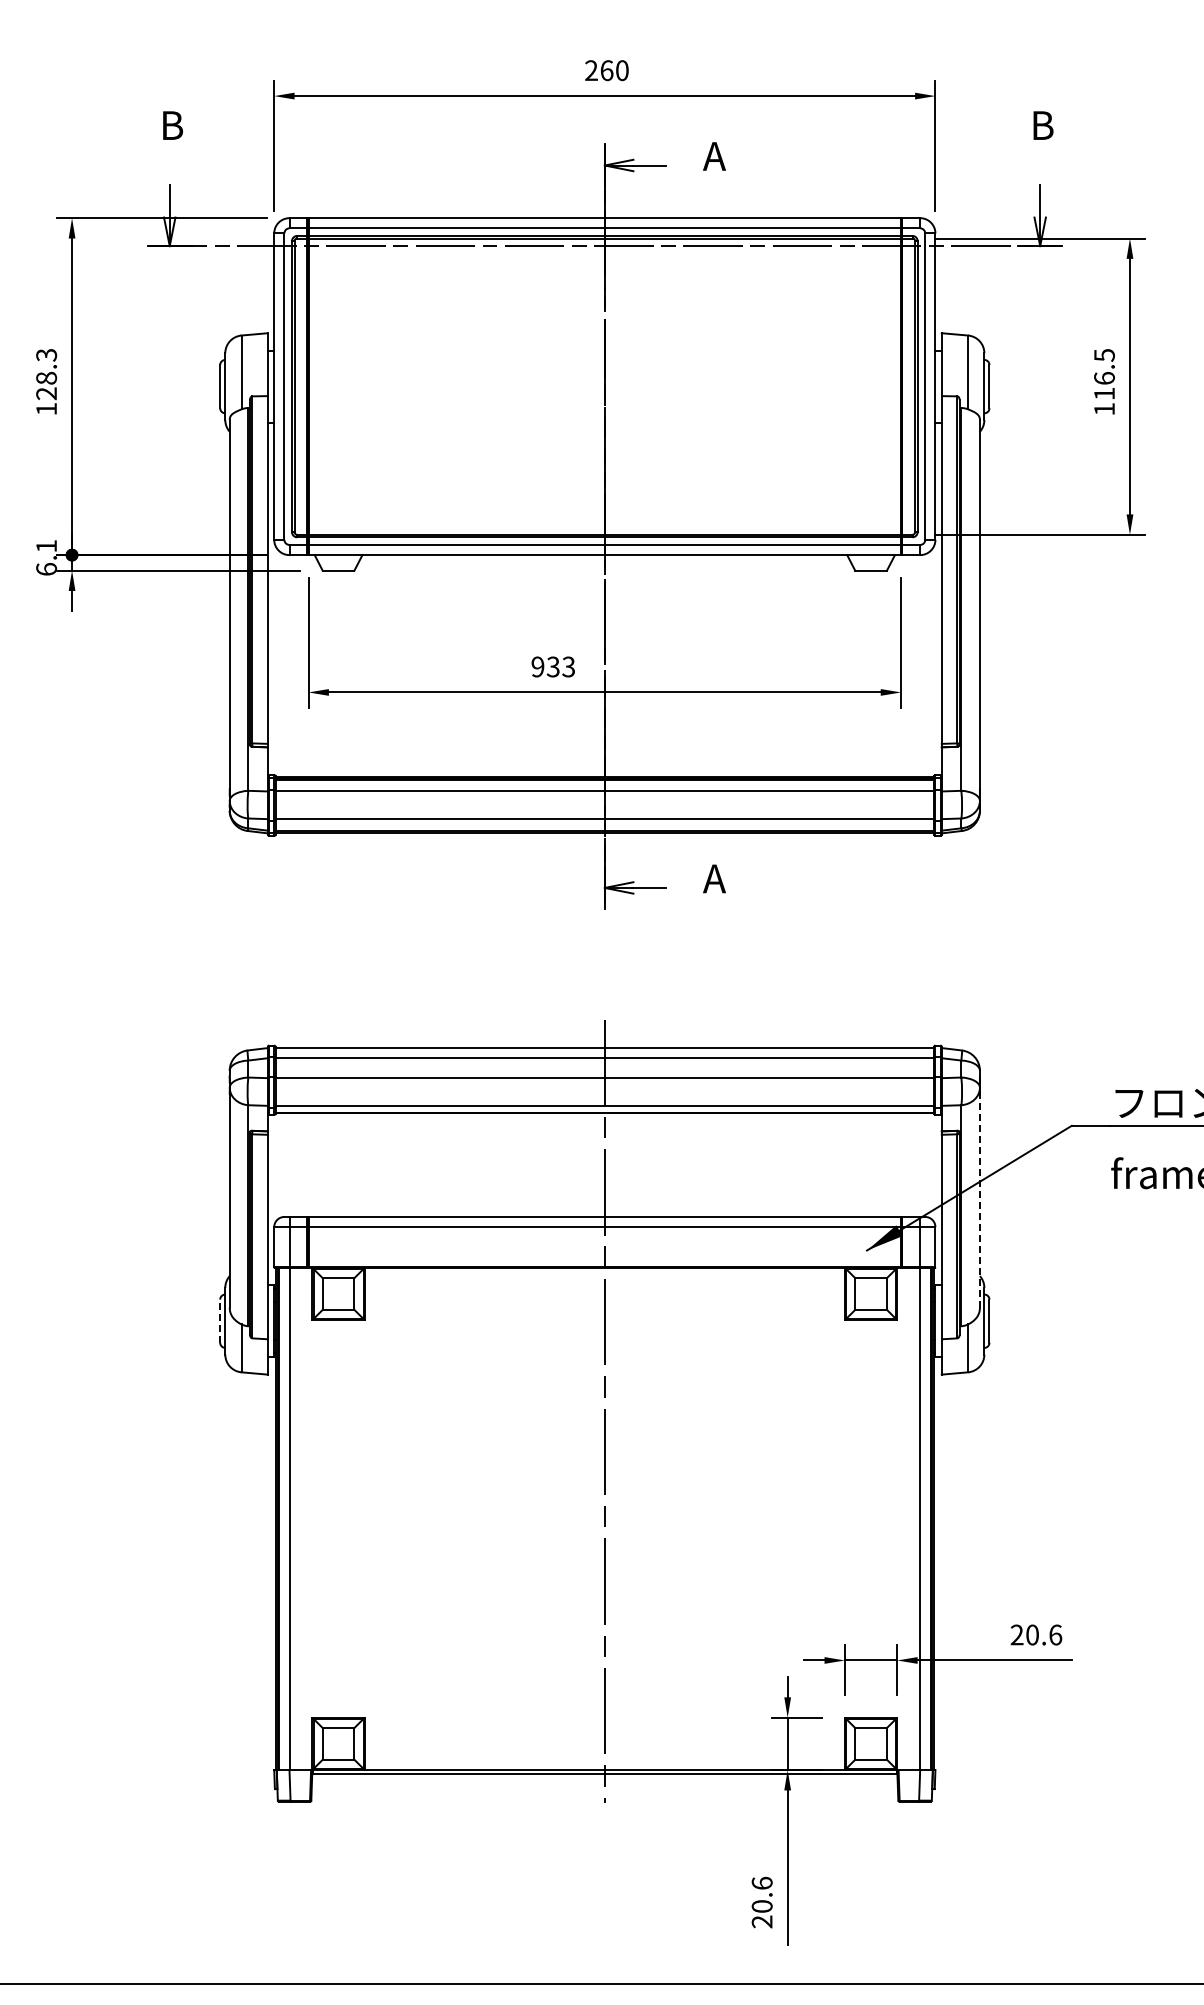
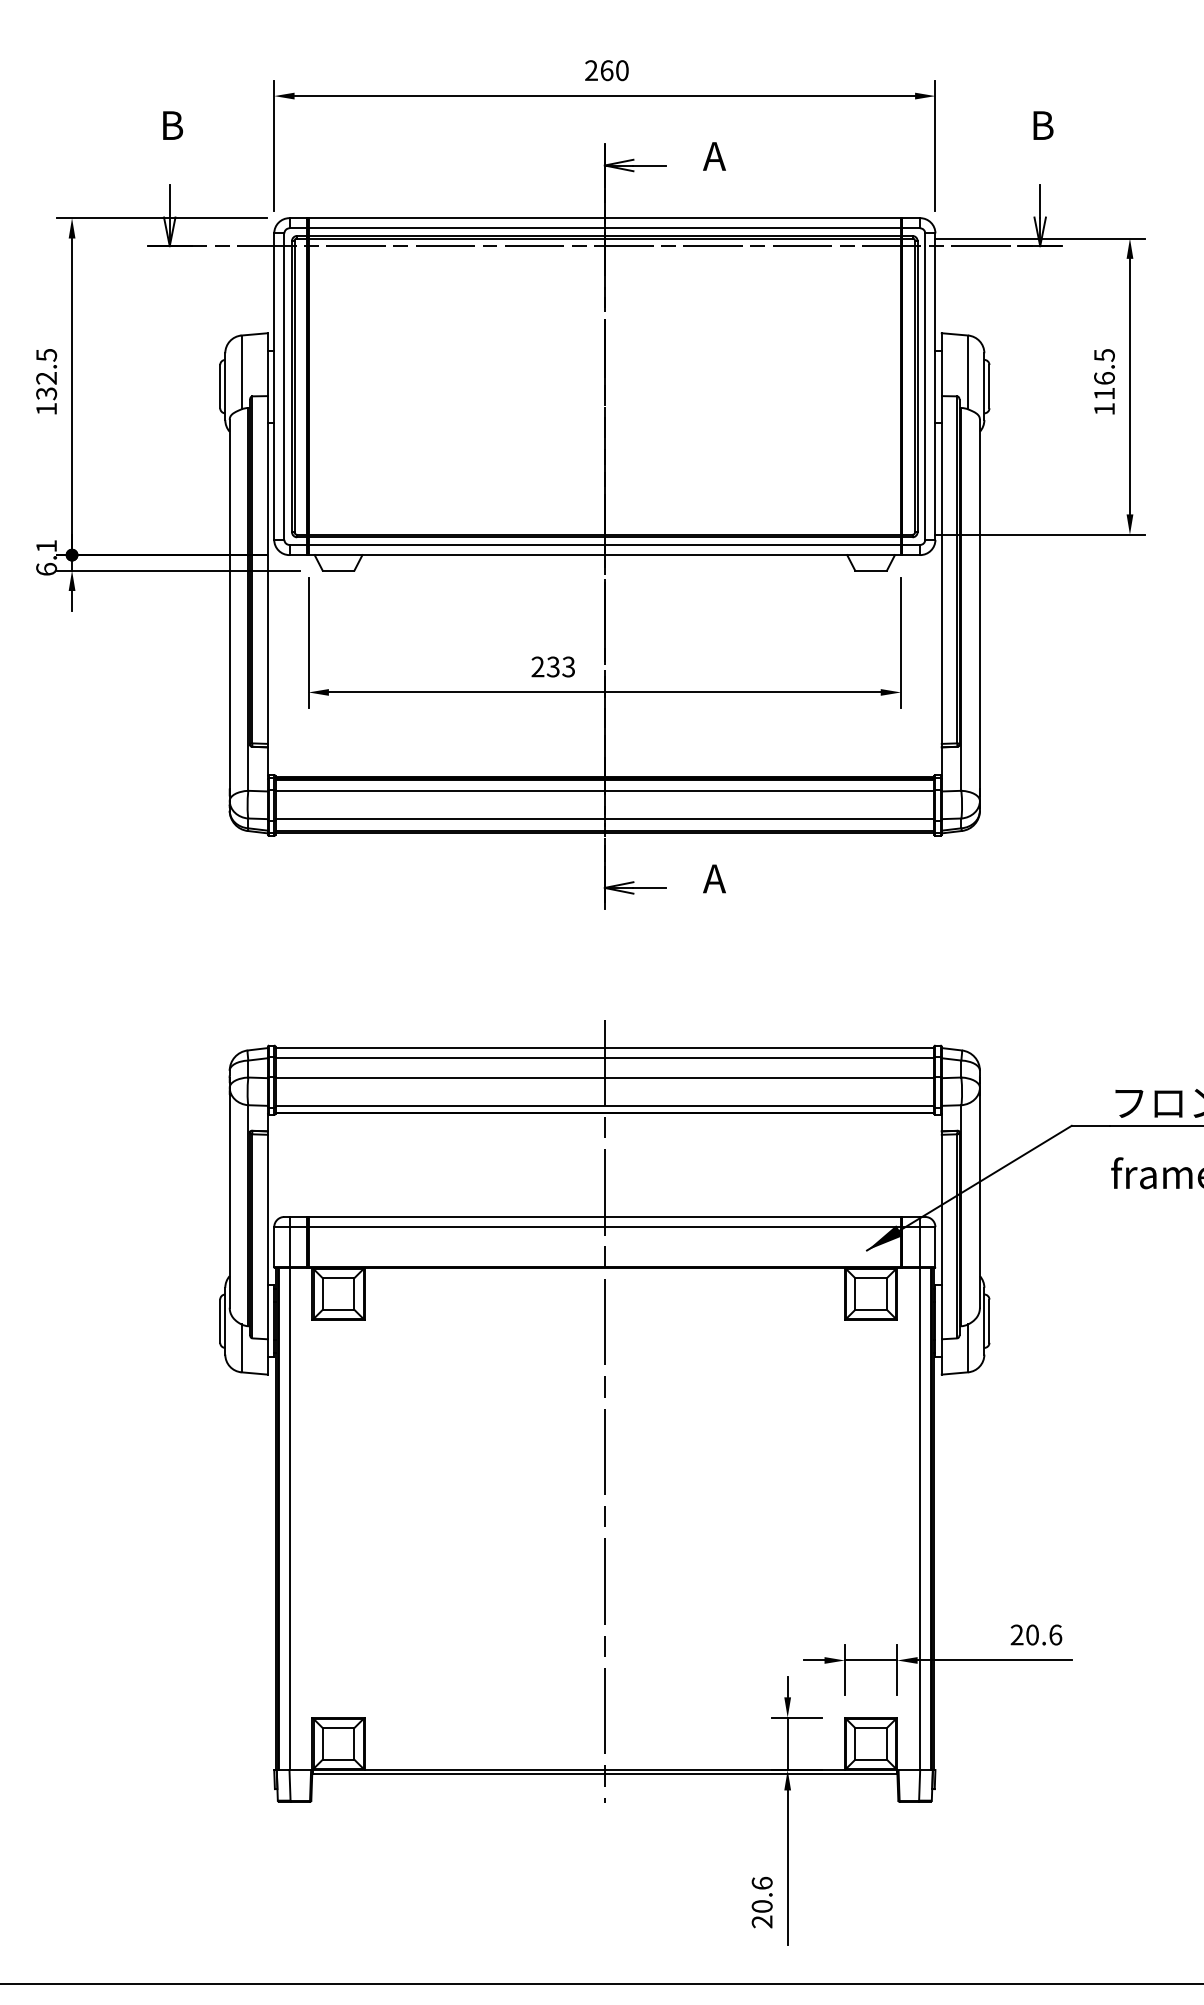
text: 128.3 -> 132.5 (46, 374)
text: 933 -> 233 (537, 666)
line: dashed -> solid (979, 1200)
line: dashed -> solid (220, 1321)
